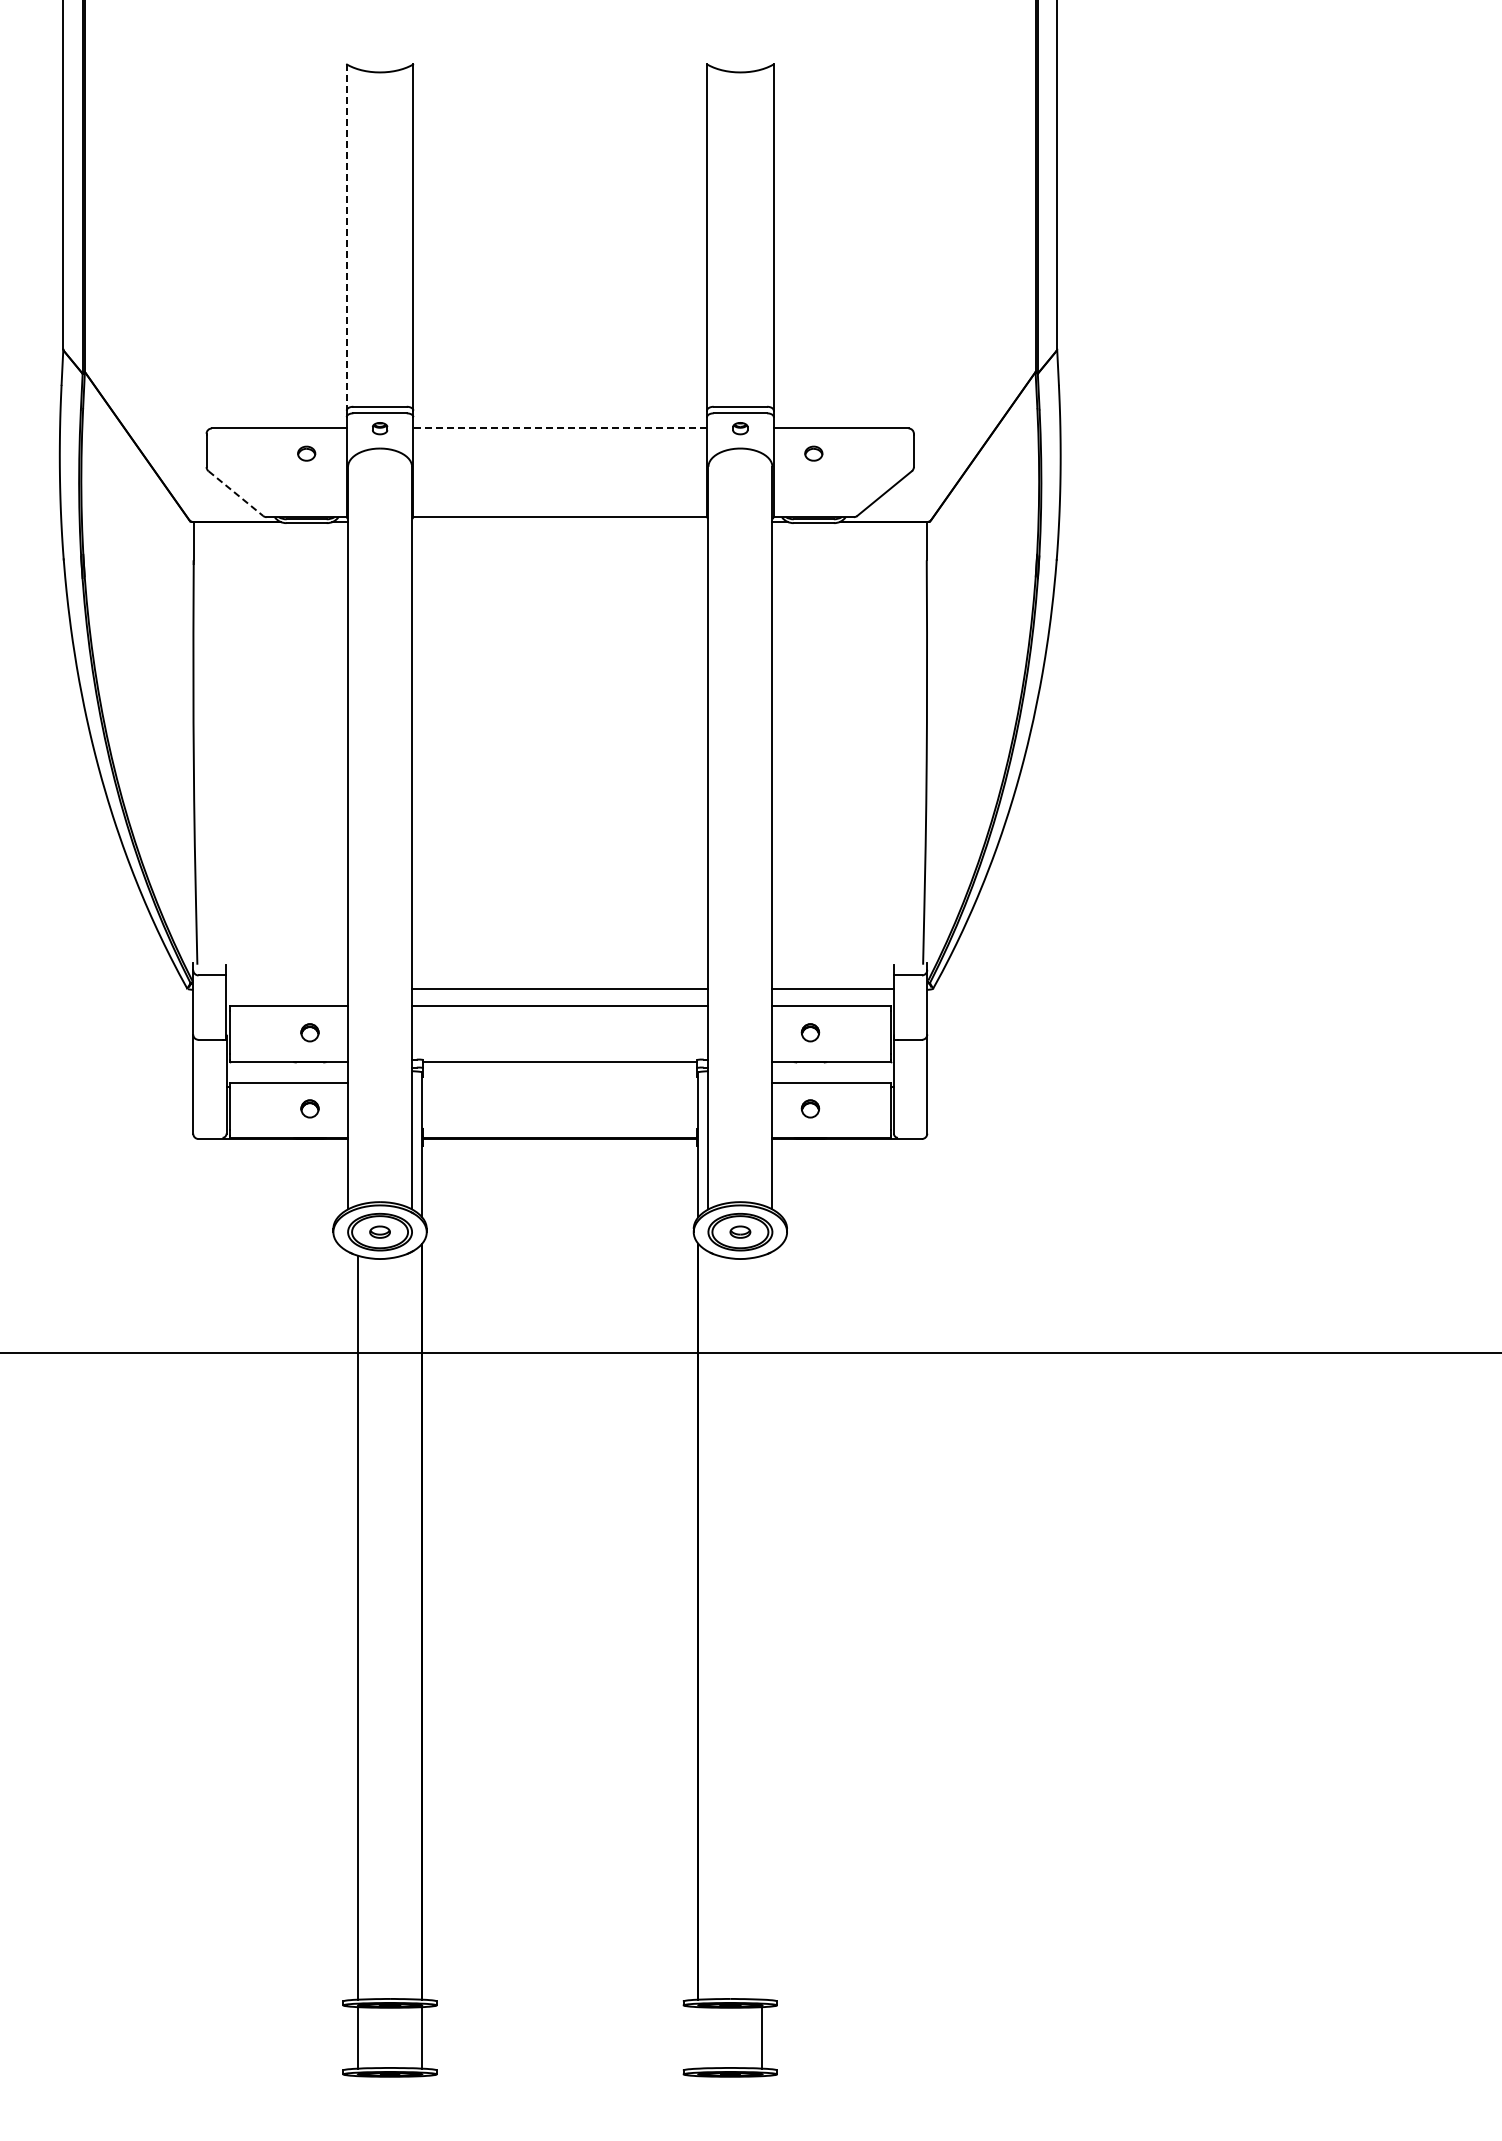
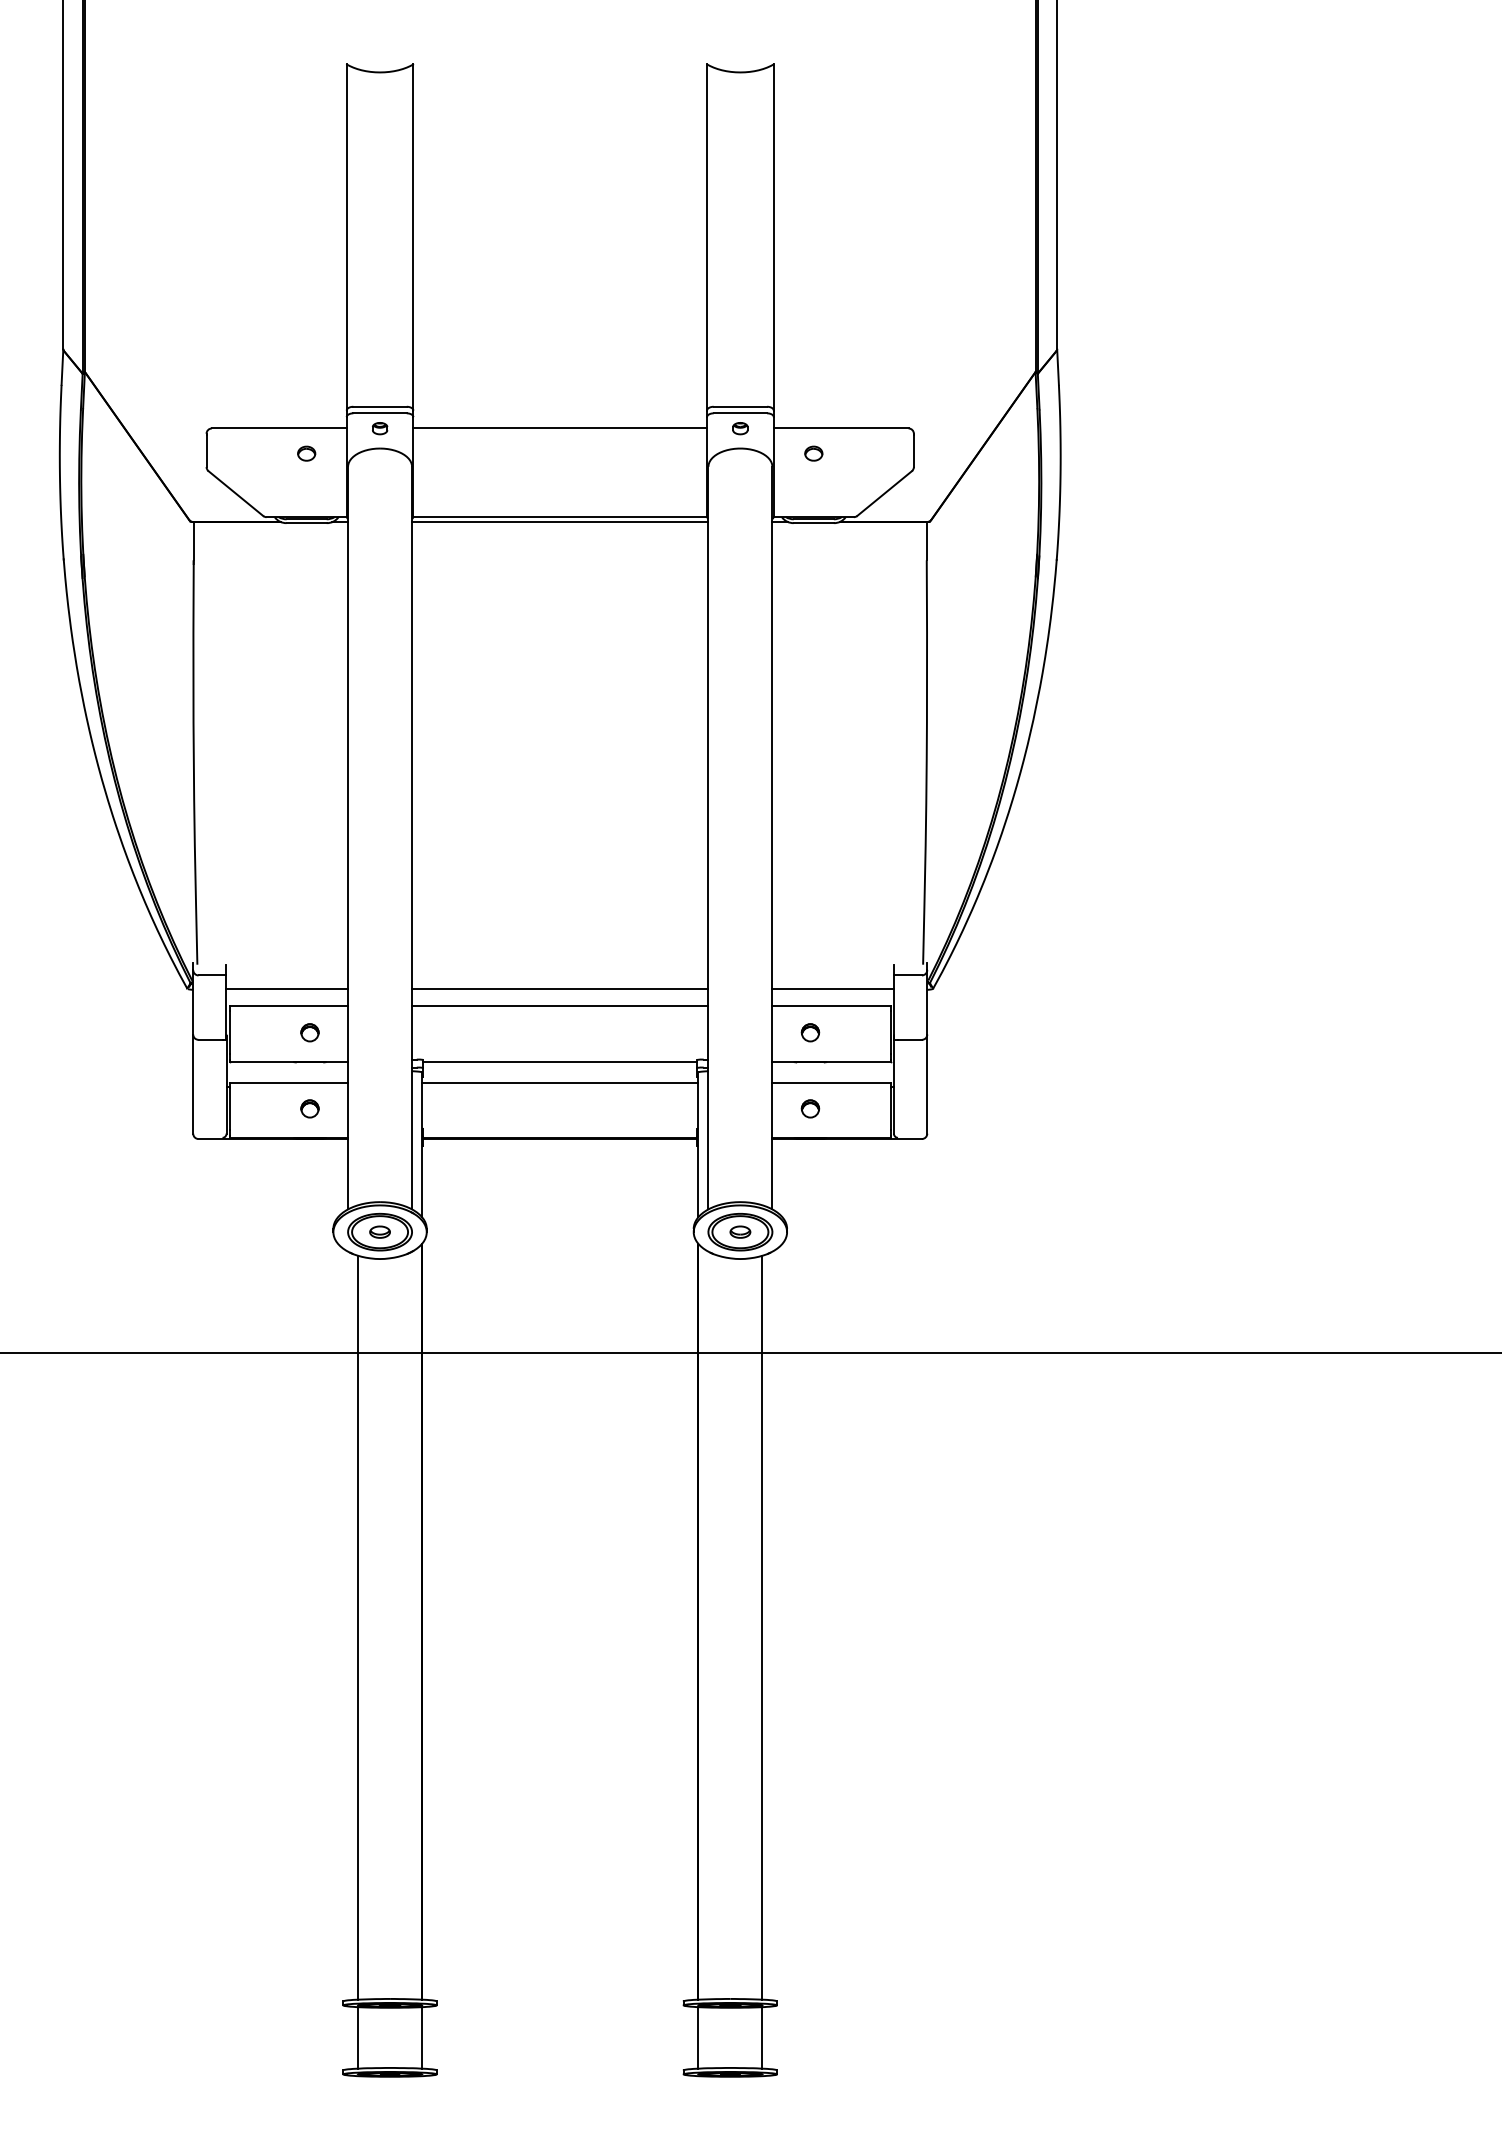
line: dashed -> solid (346, 238)
line: dashed -> solid (560, 428)
line: dashed -> solid (236, 493)
line: none -> present (560, 522)
line: none -> present (287, 989)
line: none -> present (560, 1082)
line: none -> present (762, 1627)
line: none -> present (698, 2037)
